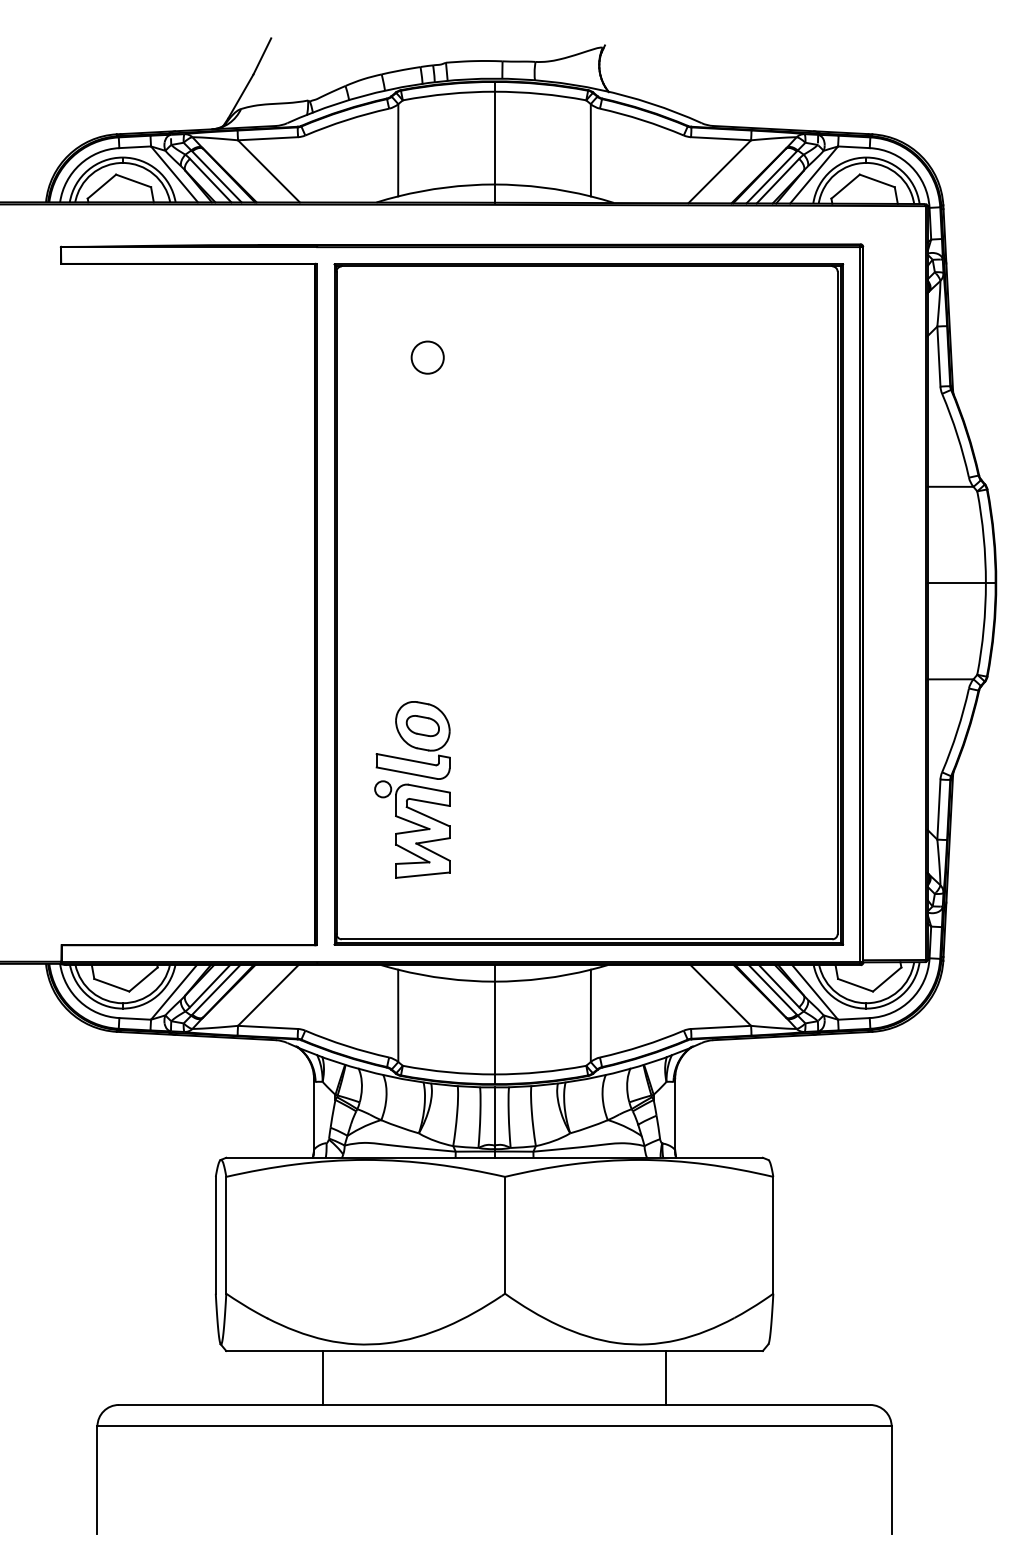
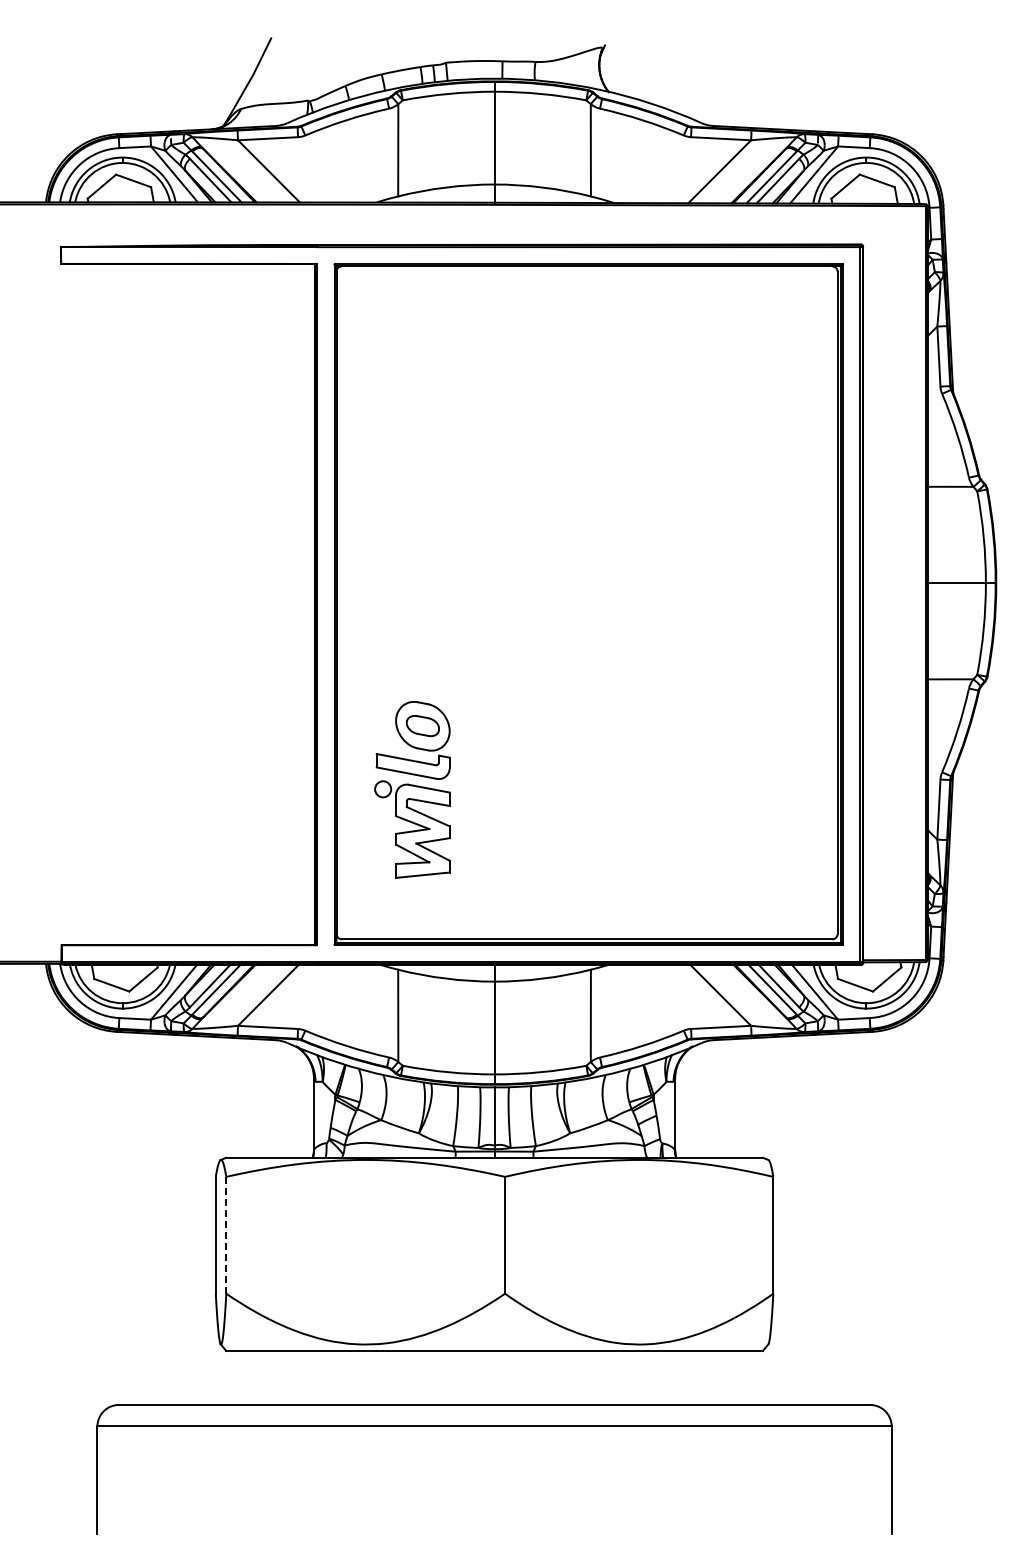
circle: present -> none (427, 357)
line: solid -> dashed (226, 1234)
line: present -> none (322, 1377)
line: present -> none (666, 1377)
